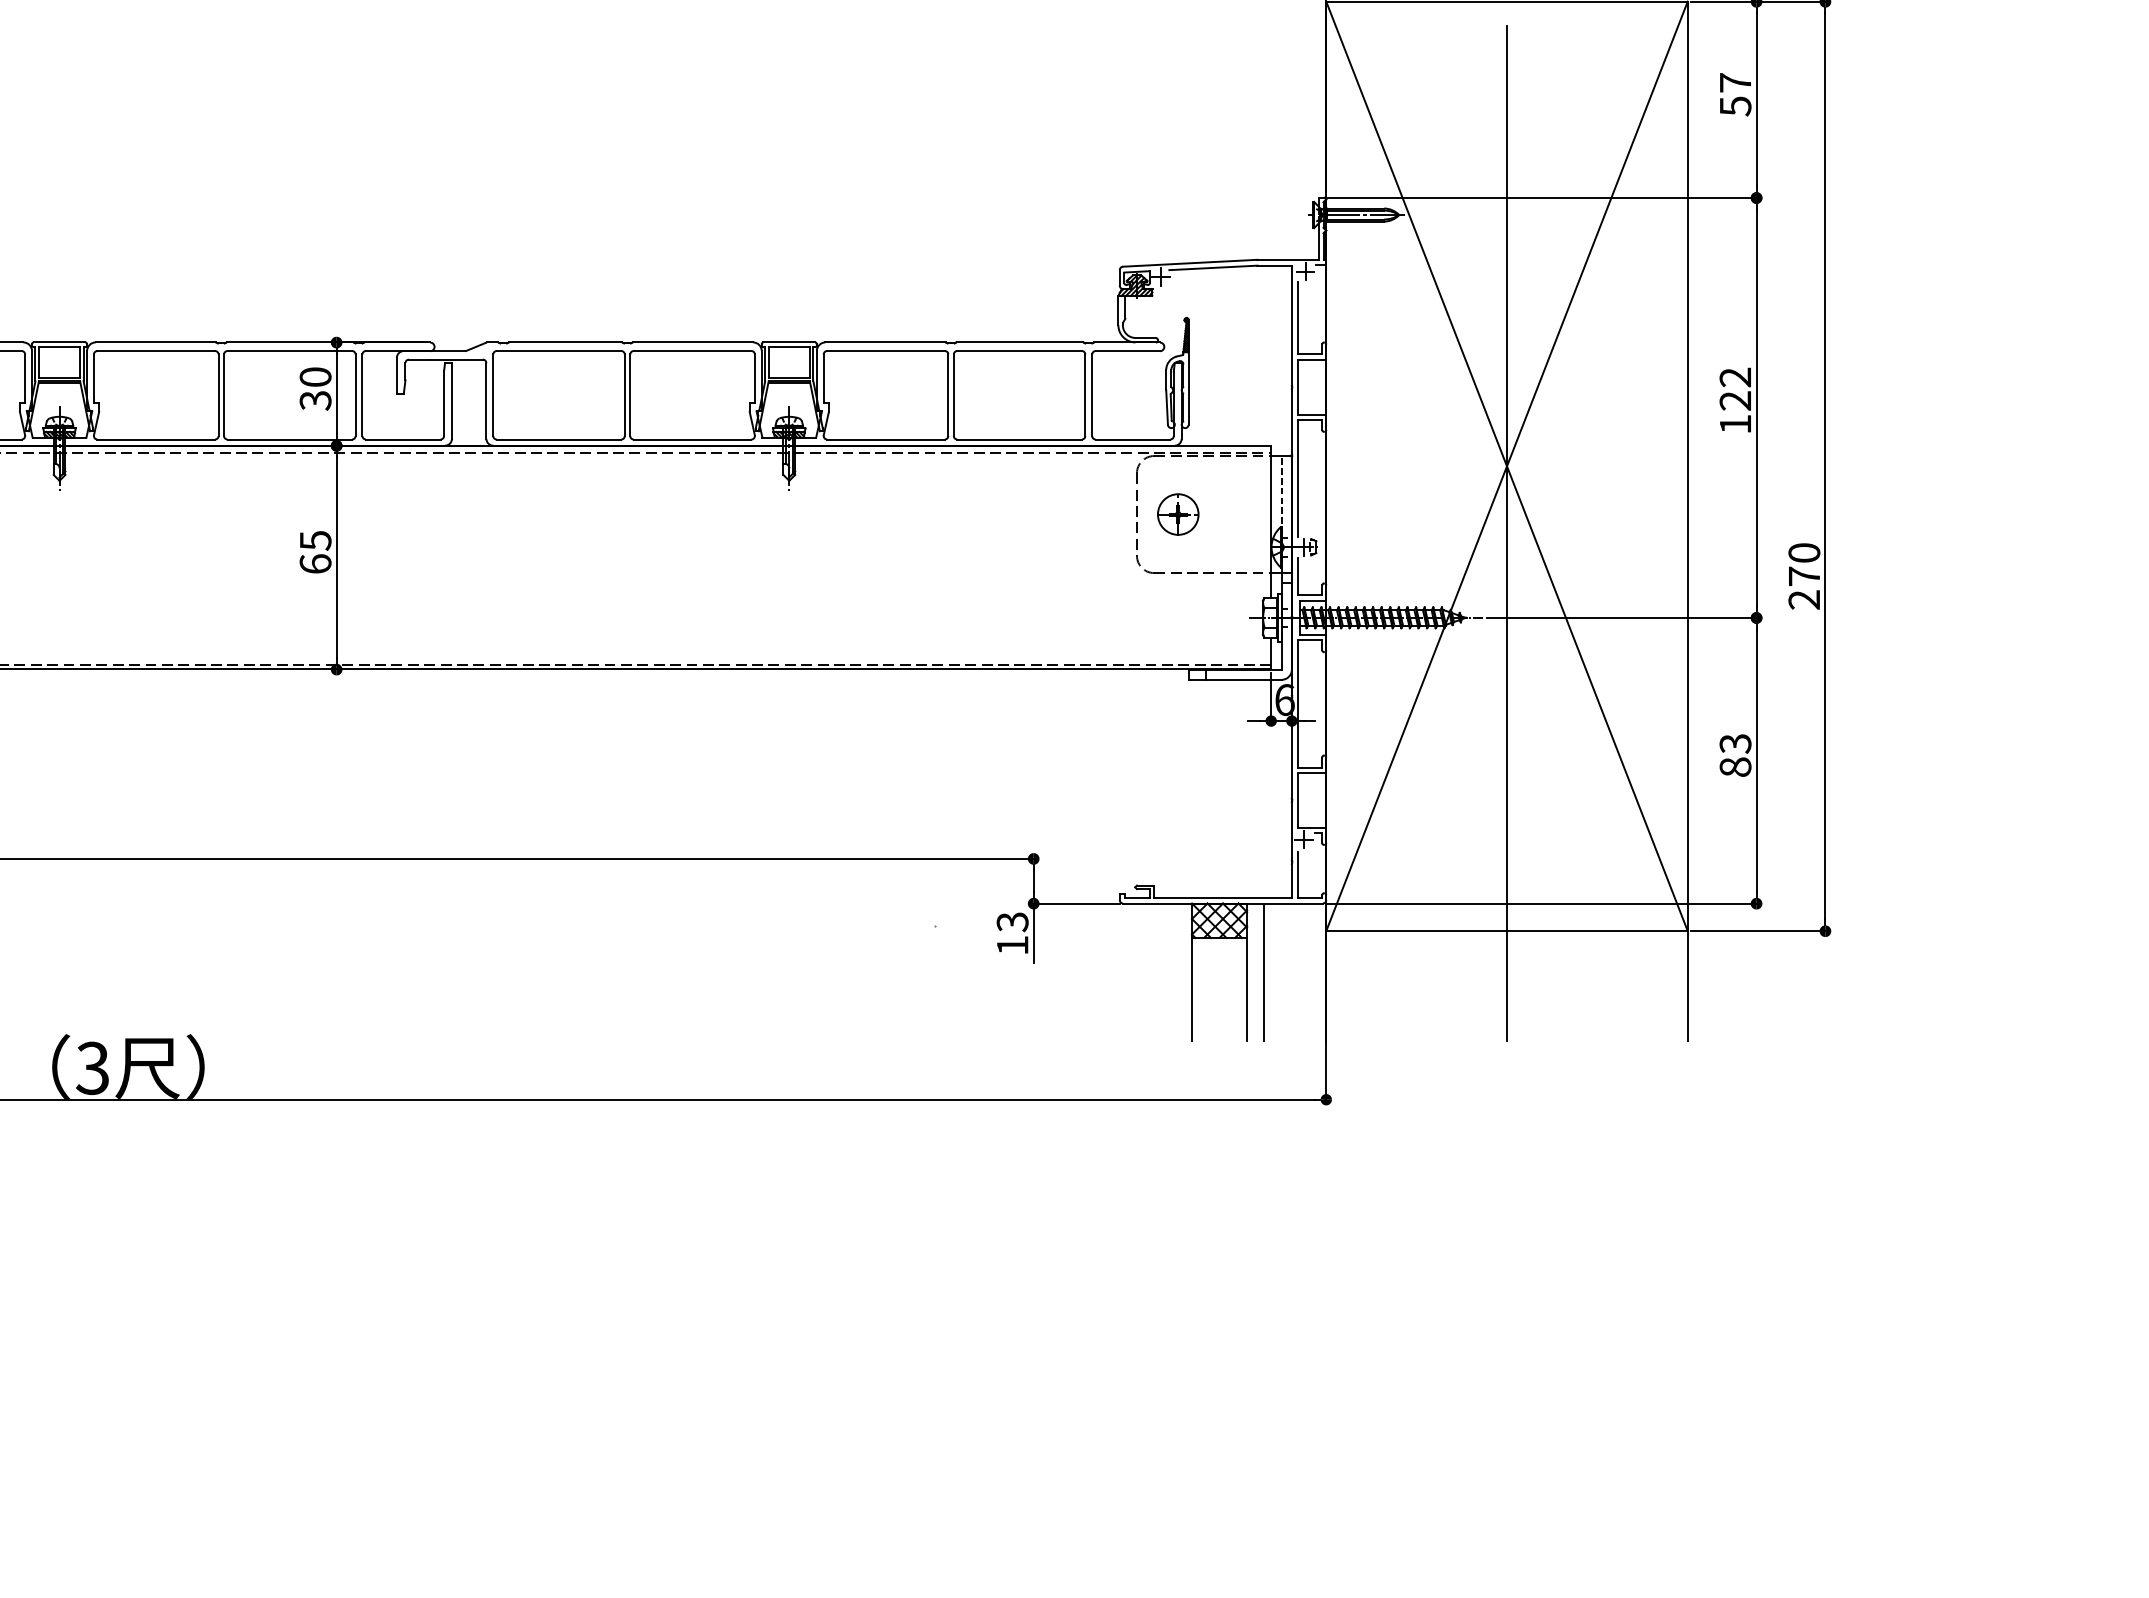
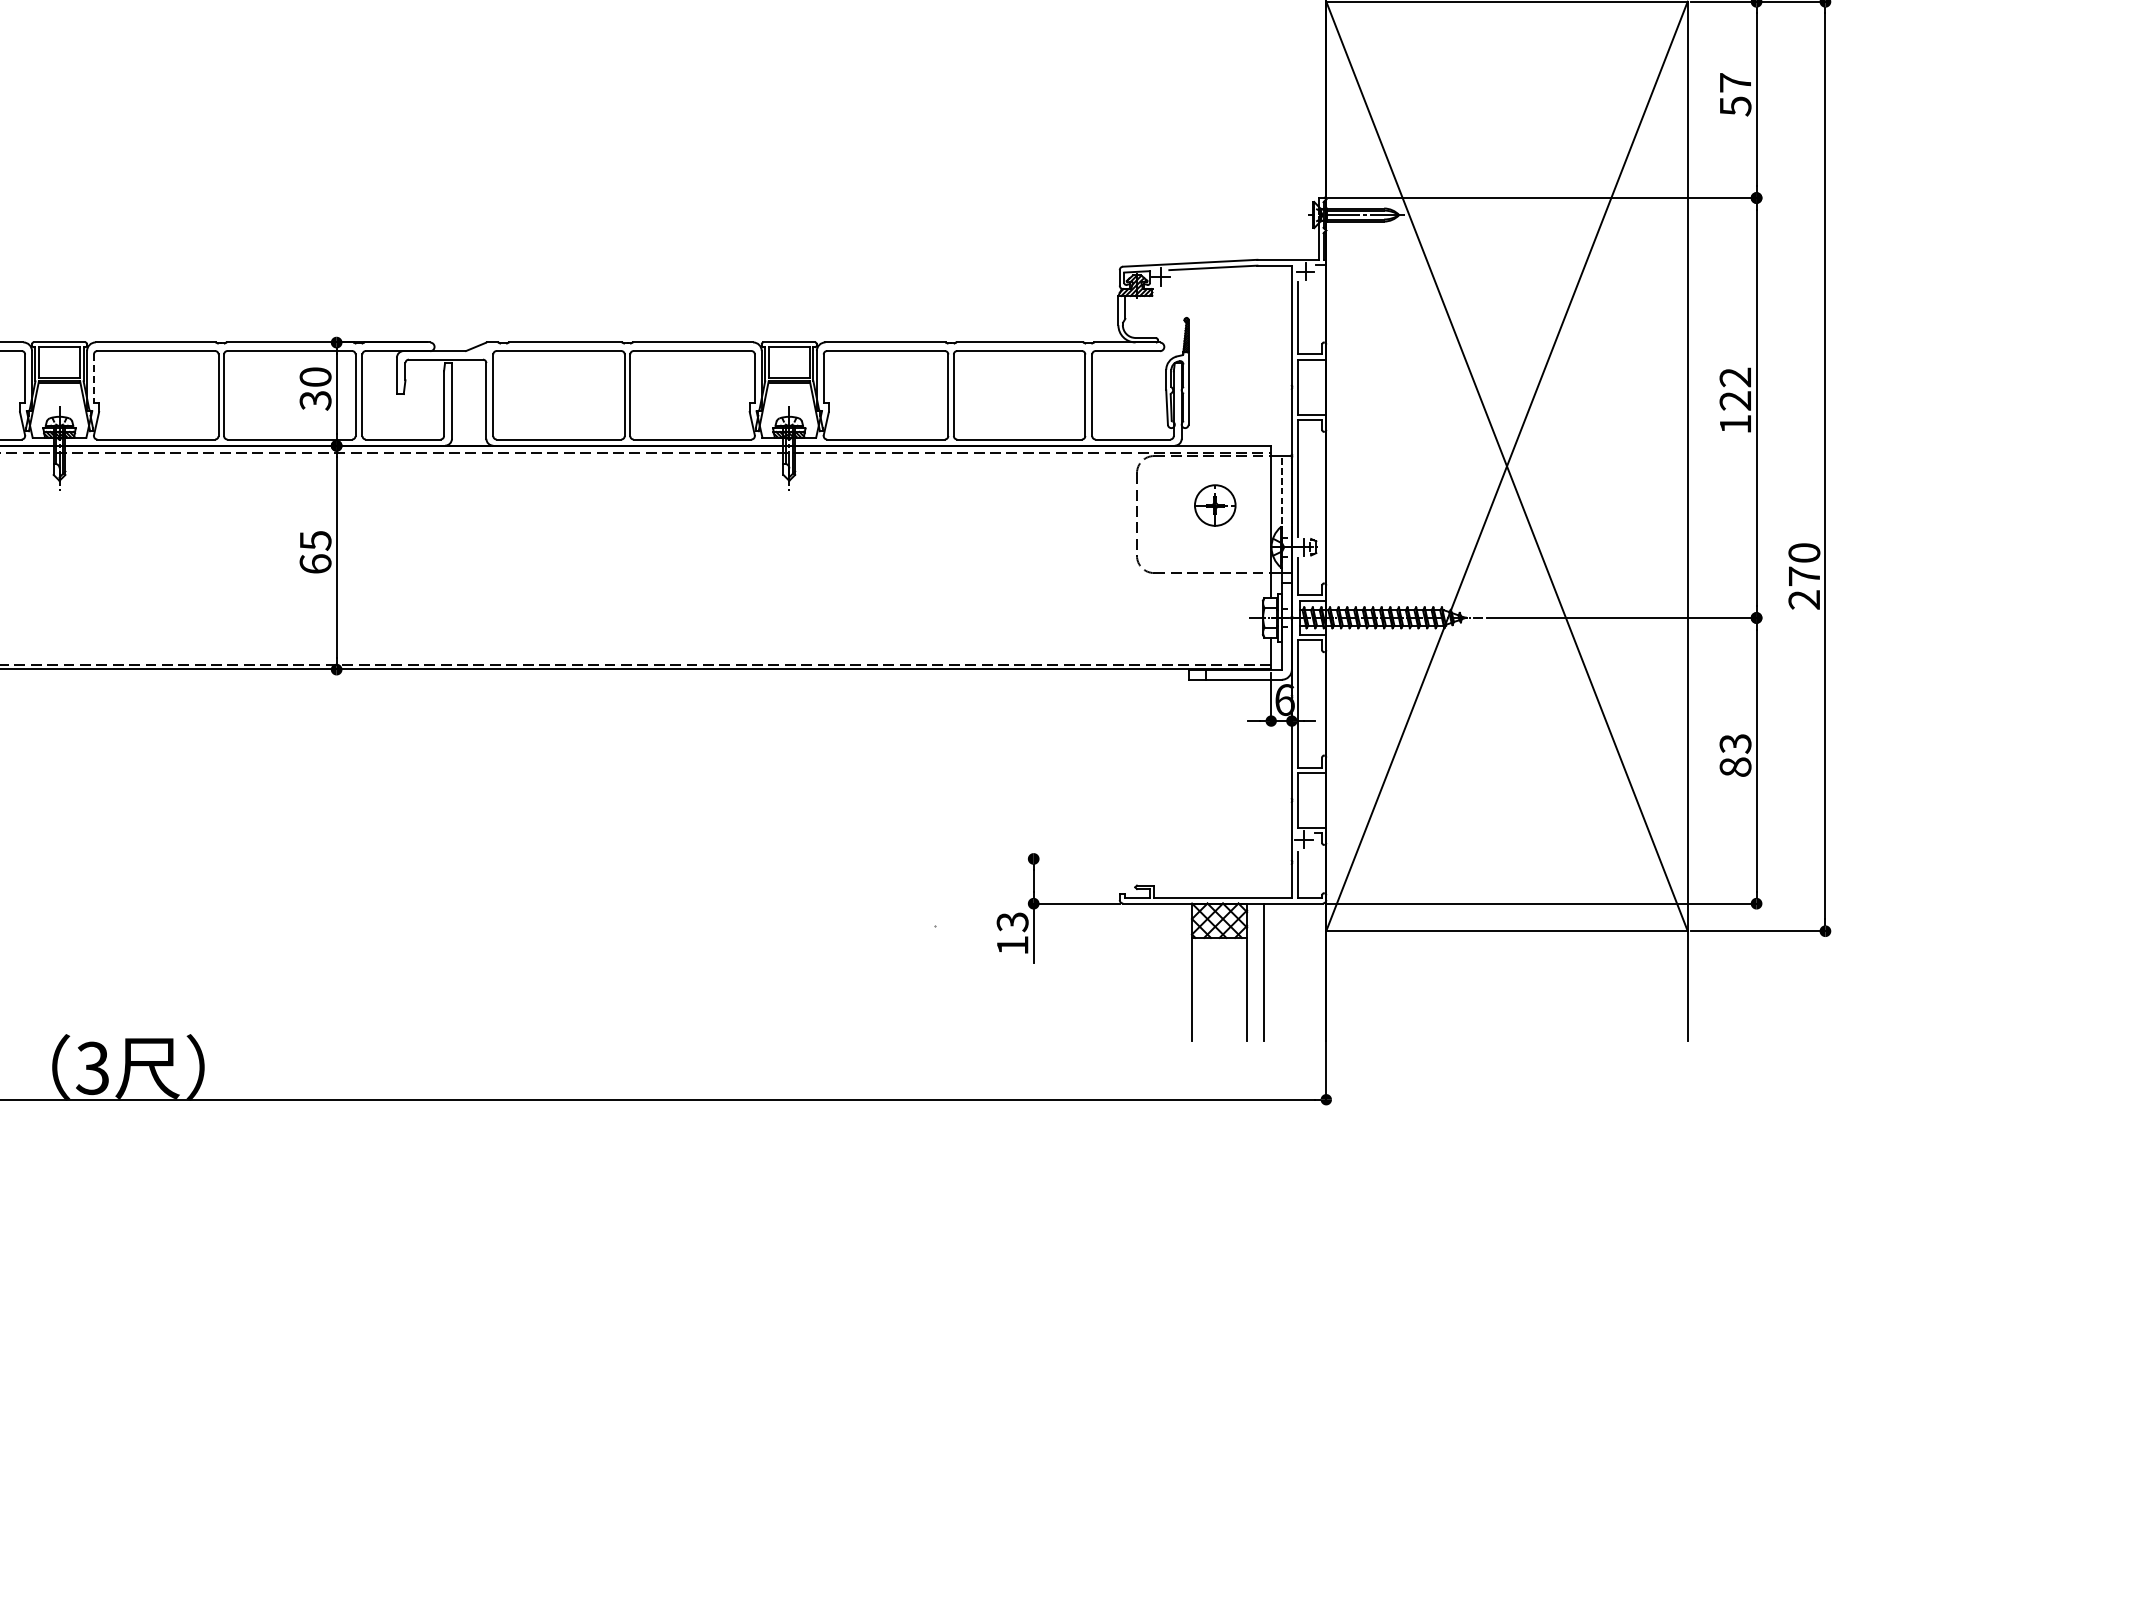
line: solid -> dashed (93, 379)
part position: (1178, 514) -> (1215, 505) (1215, 505)
line: present -> none (1507, 533)
line: present -> none (519, 858)
